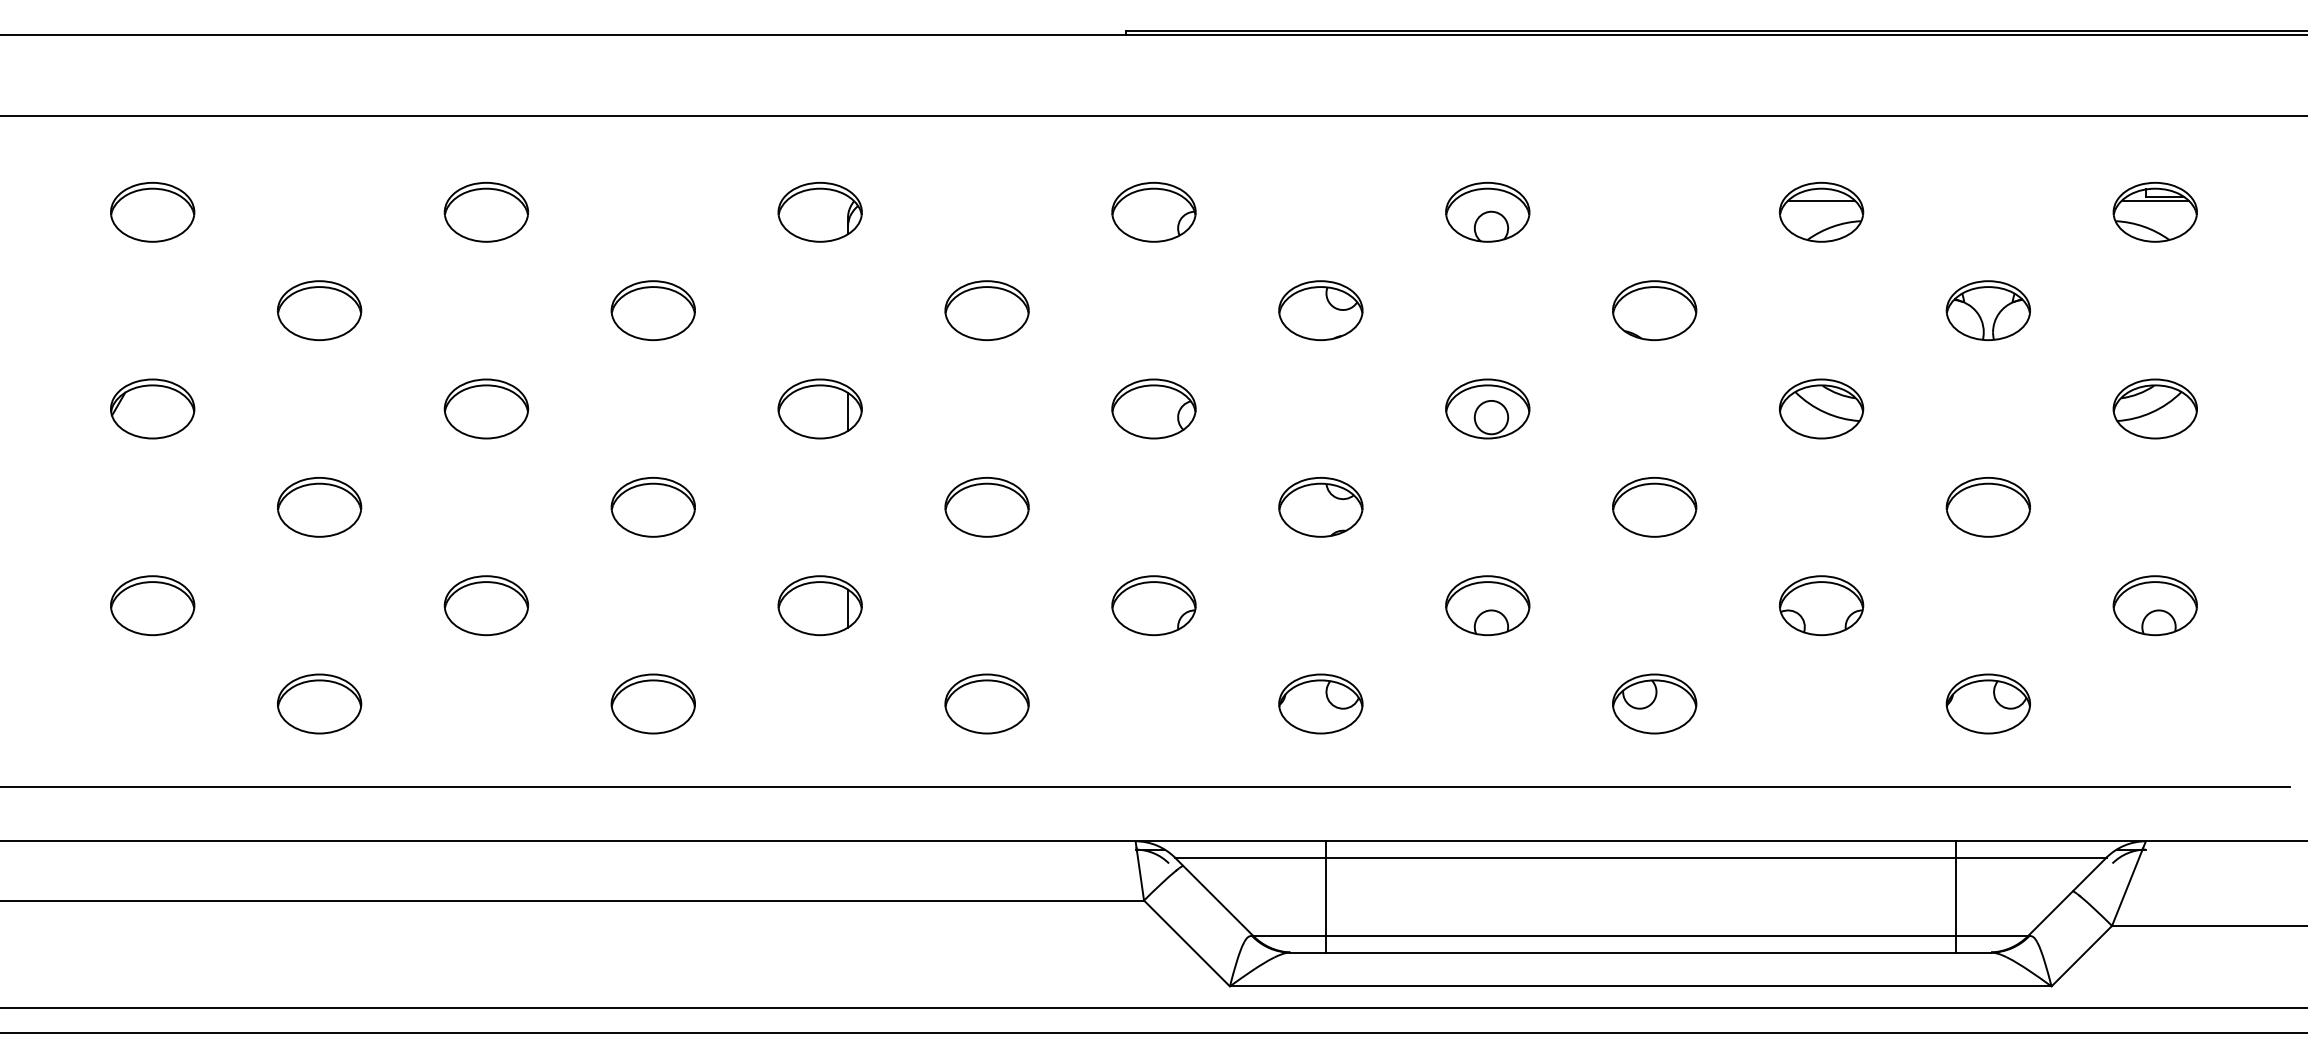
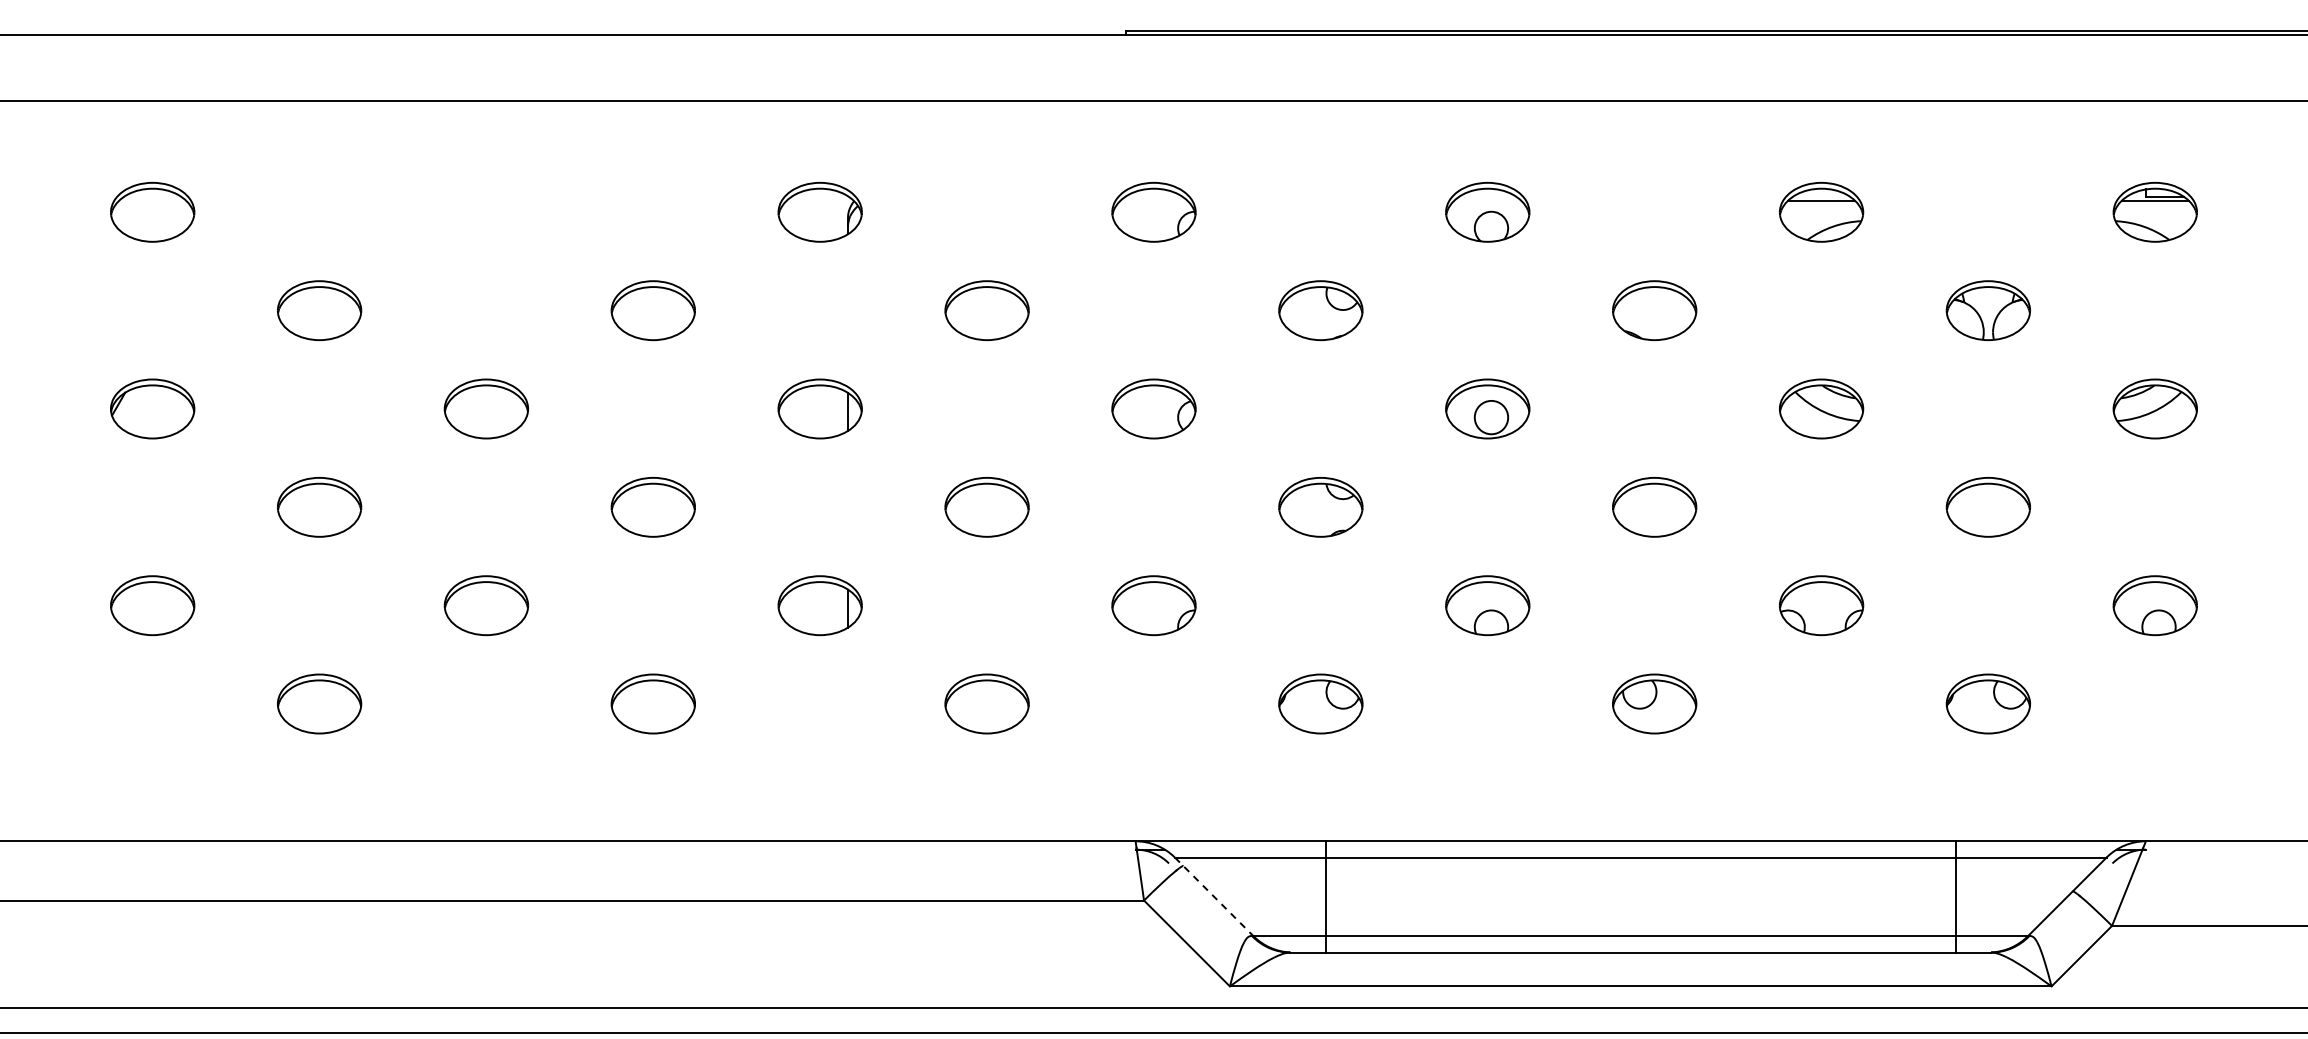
line position: (1153, 116) -> (1153, 101) (1153, 101)
part: present -> none (486, 211)
line: present -> none (1145, 786)
line: solid -> dashed (1214, 896)
